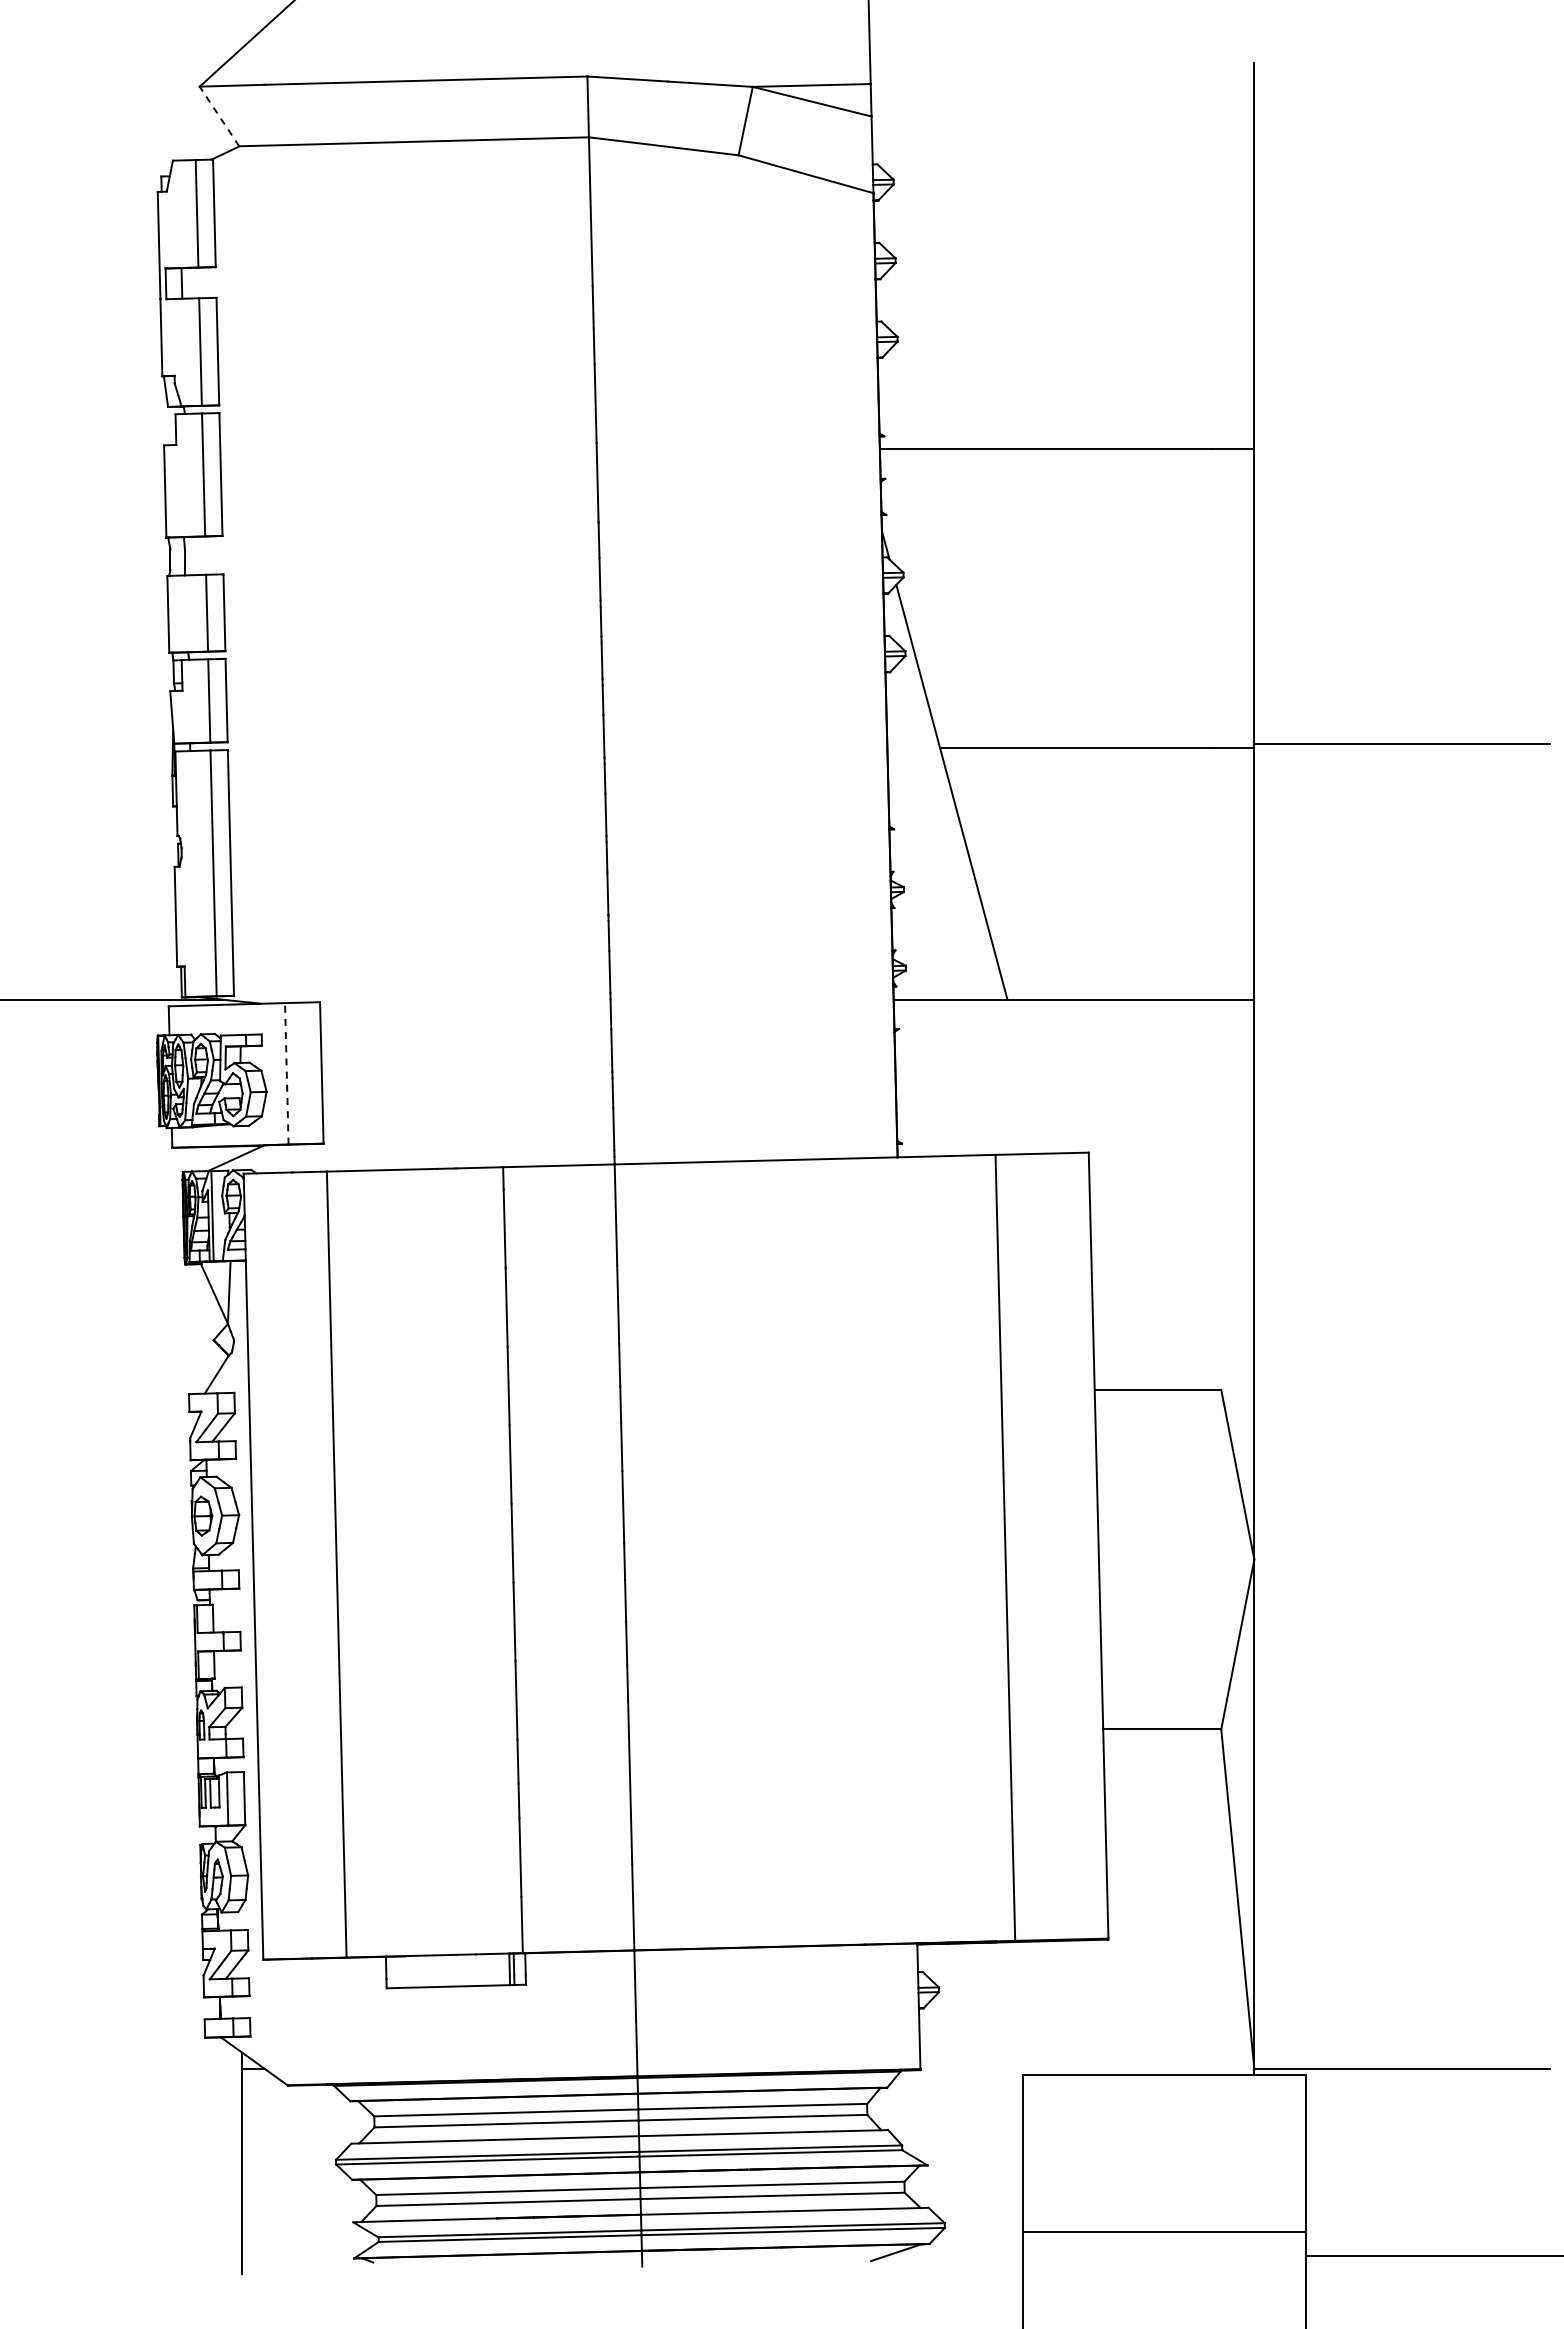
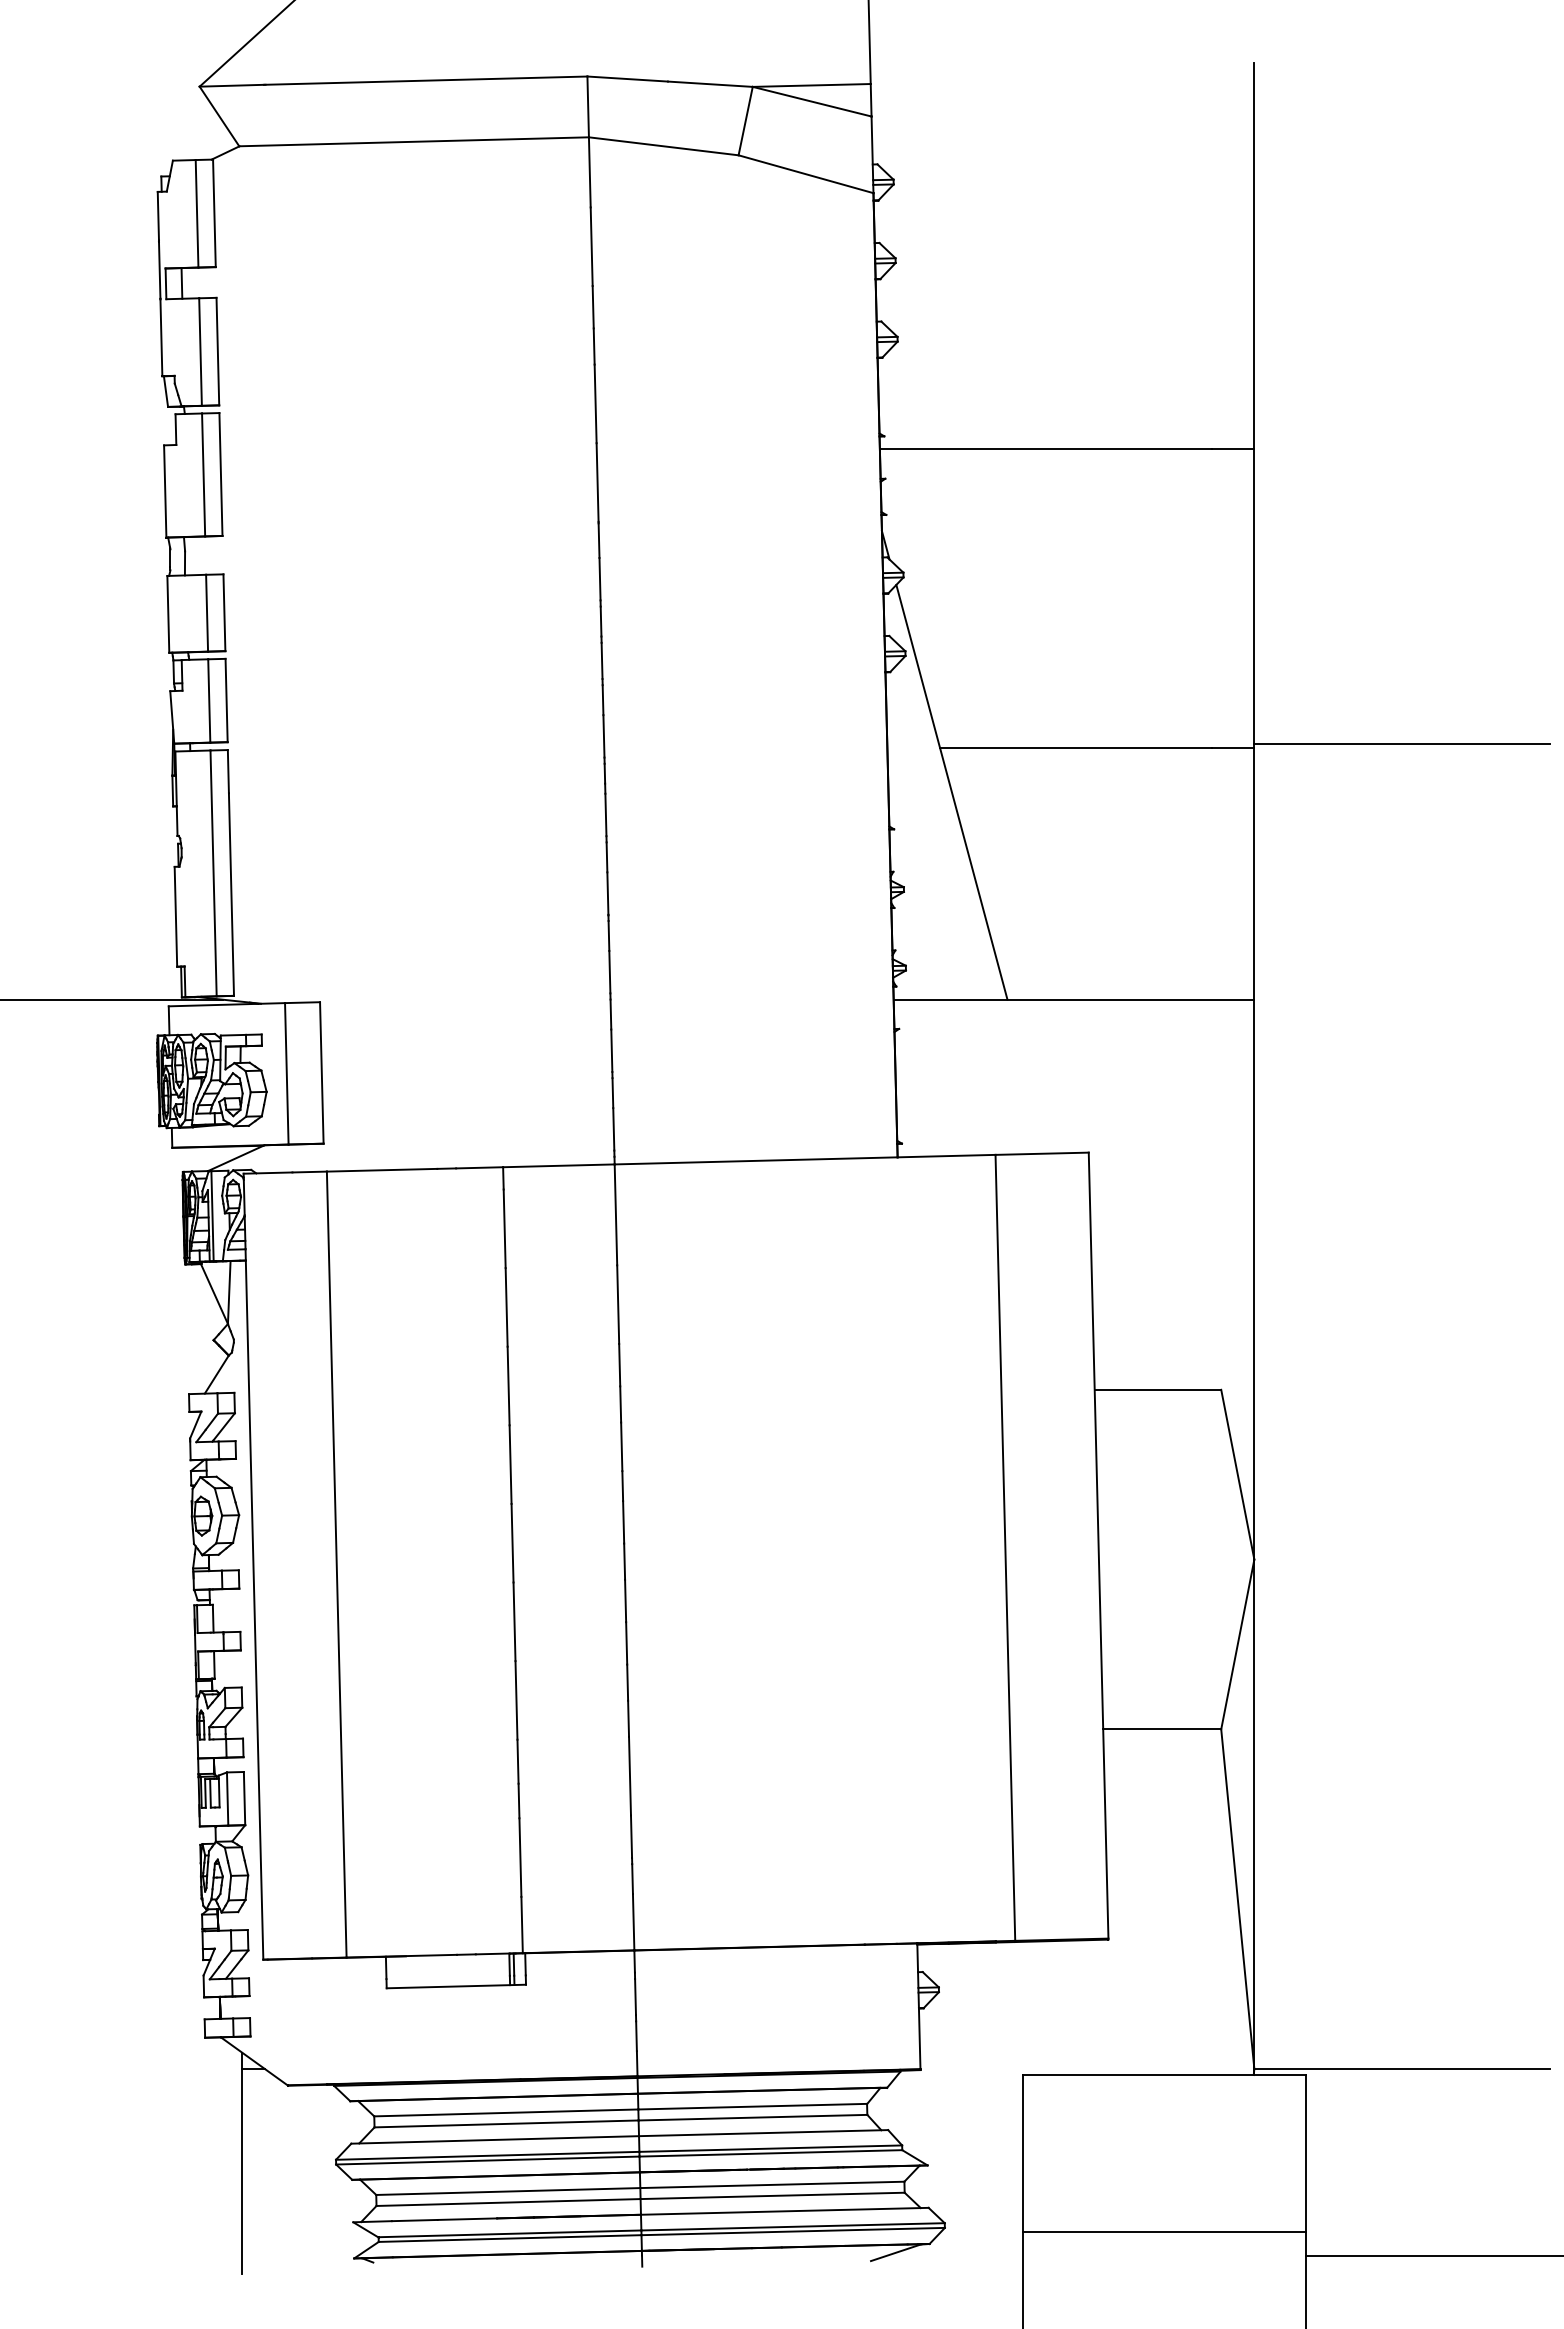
line: dashed -> solid (219, 116)
line: dashed -> solid (286, 1073)
